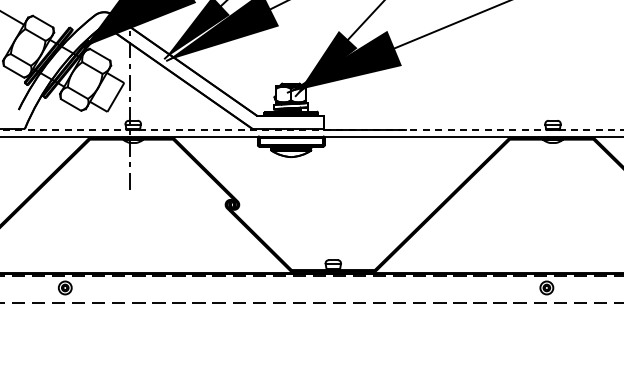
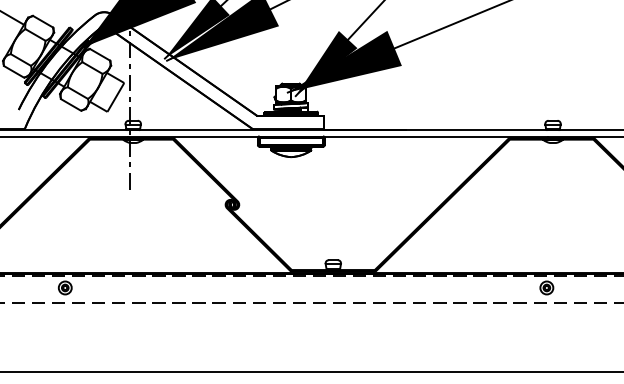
line: dashed -> solid (312, 130)
line: none -> present (311, 372)
